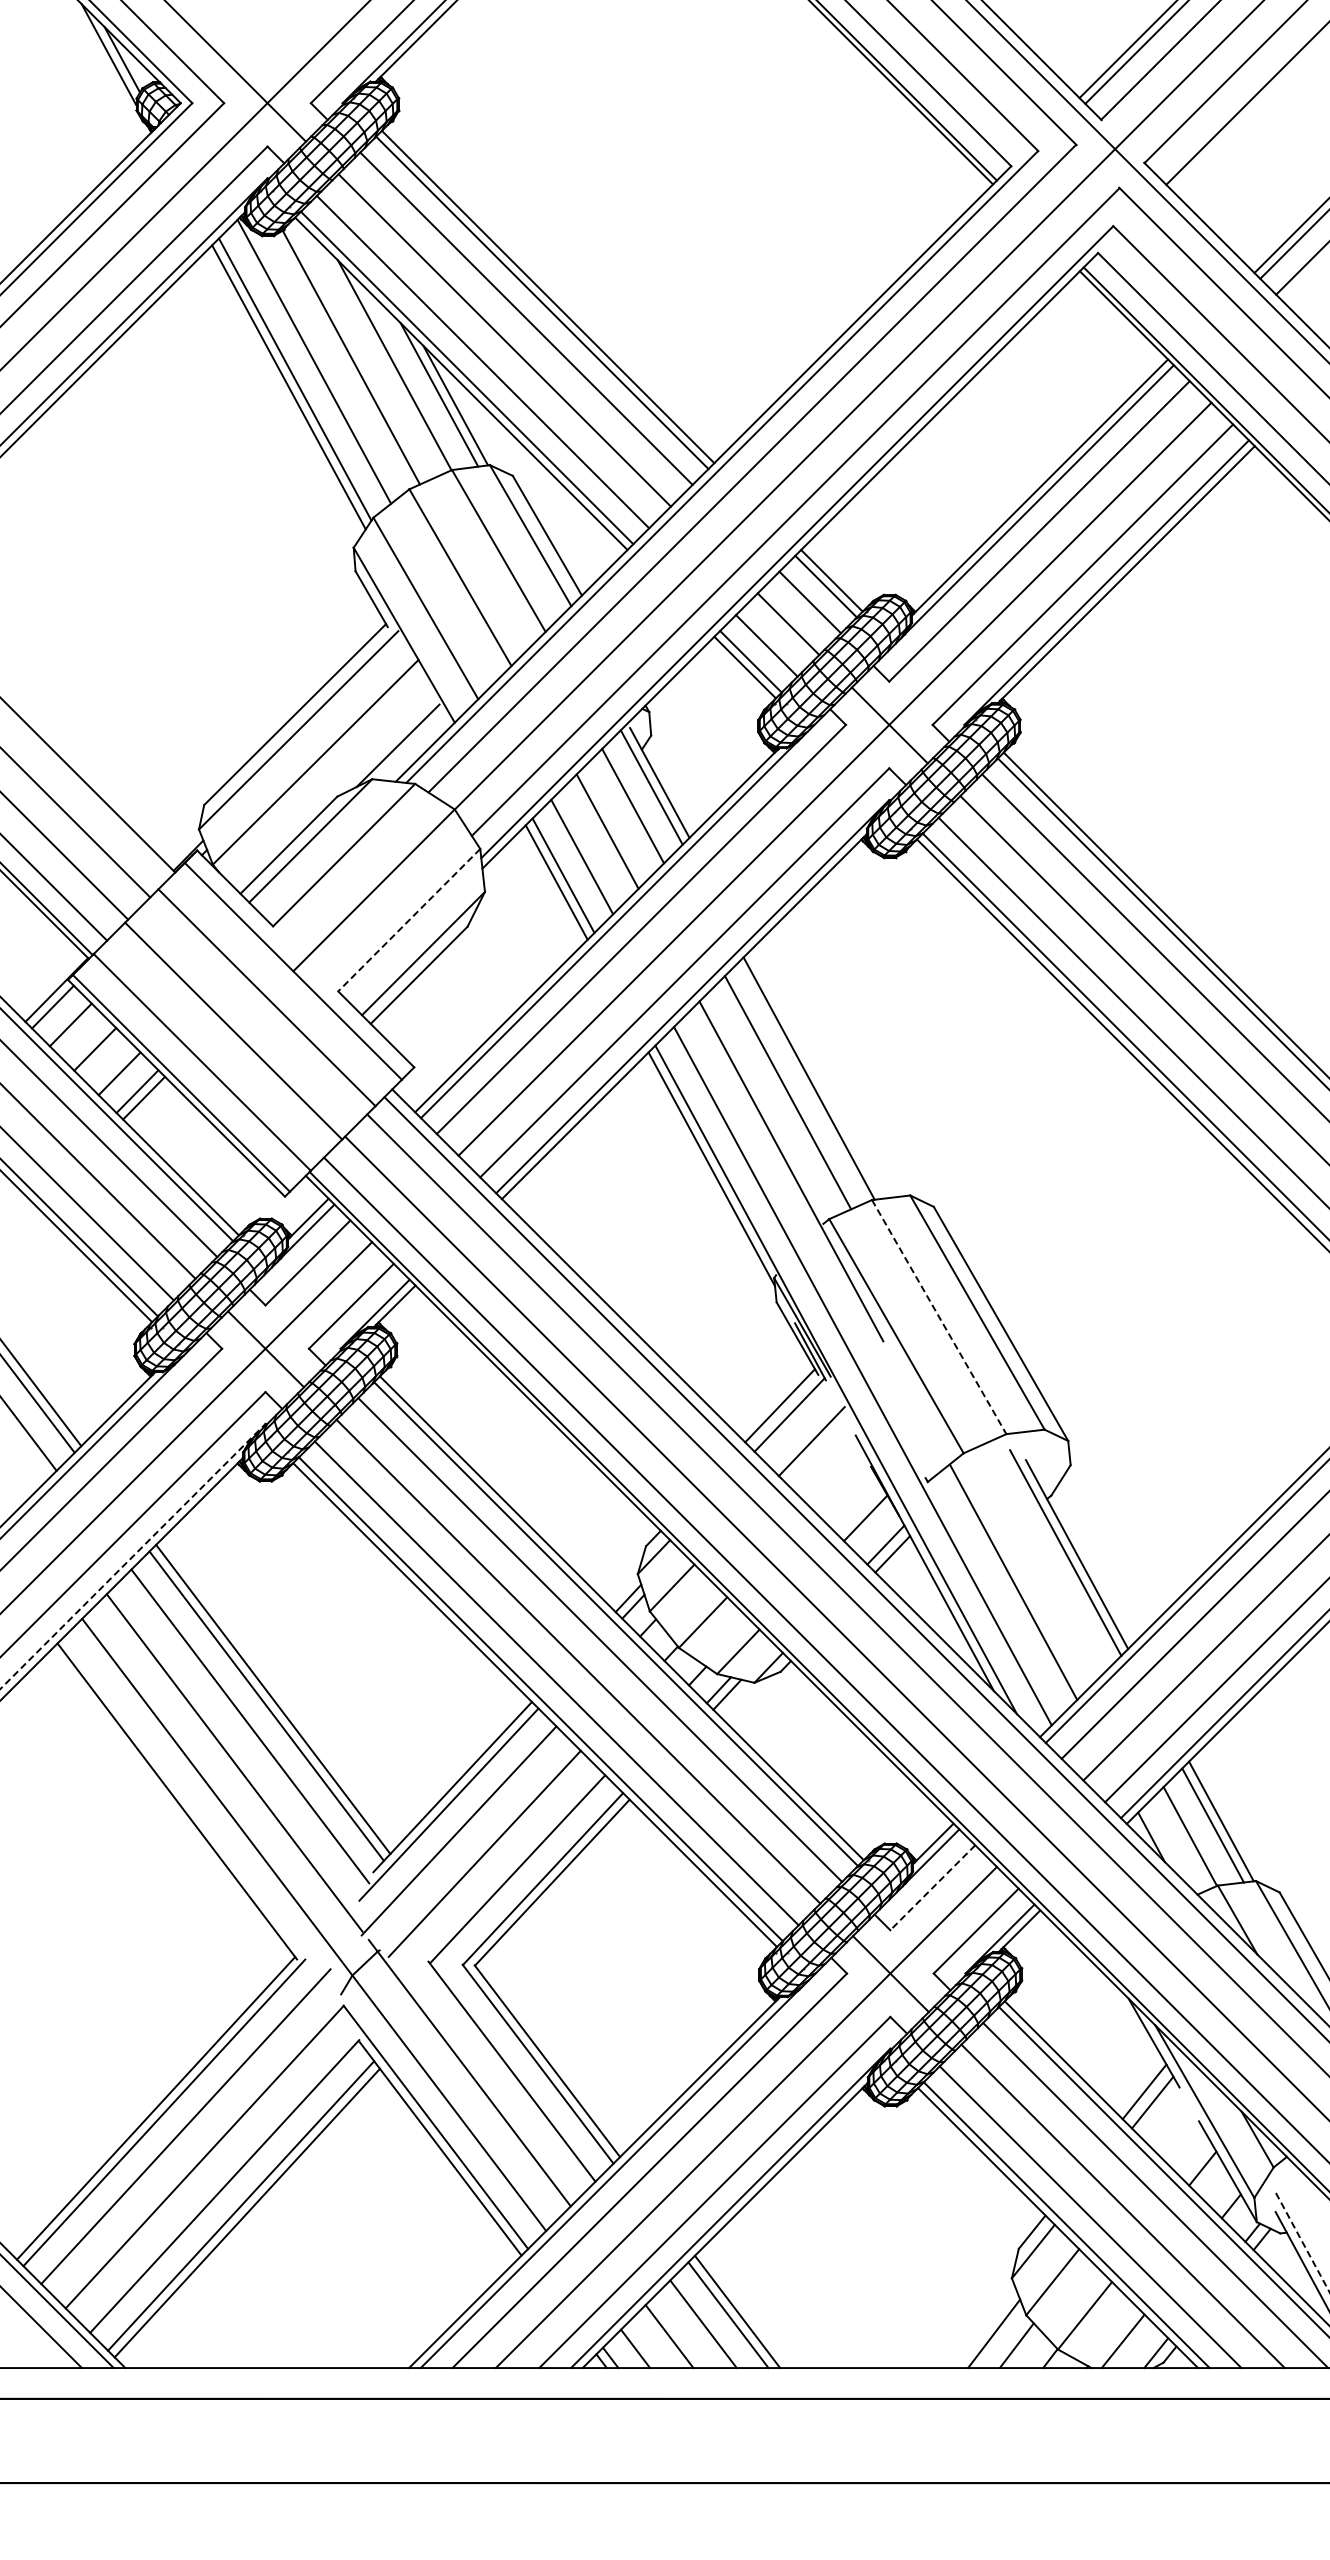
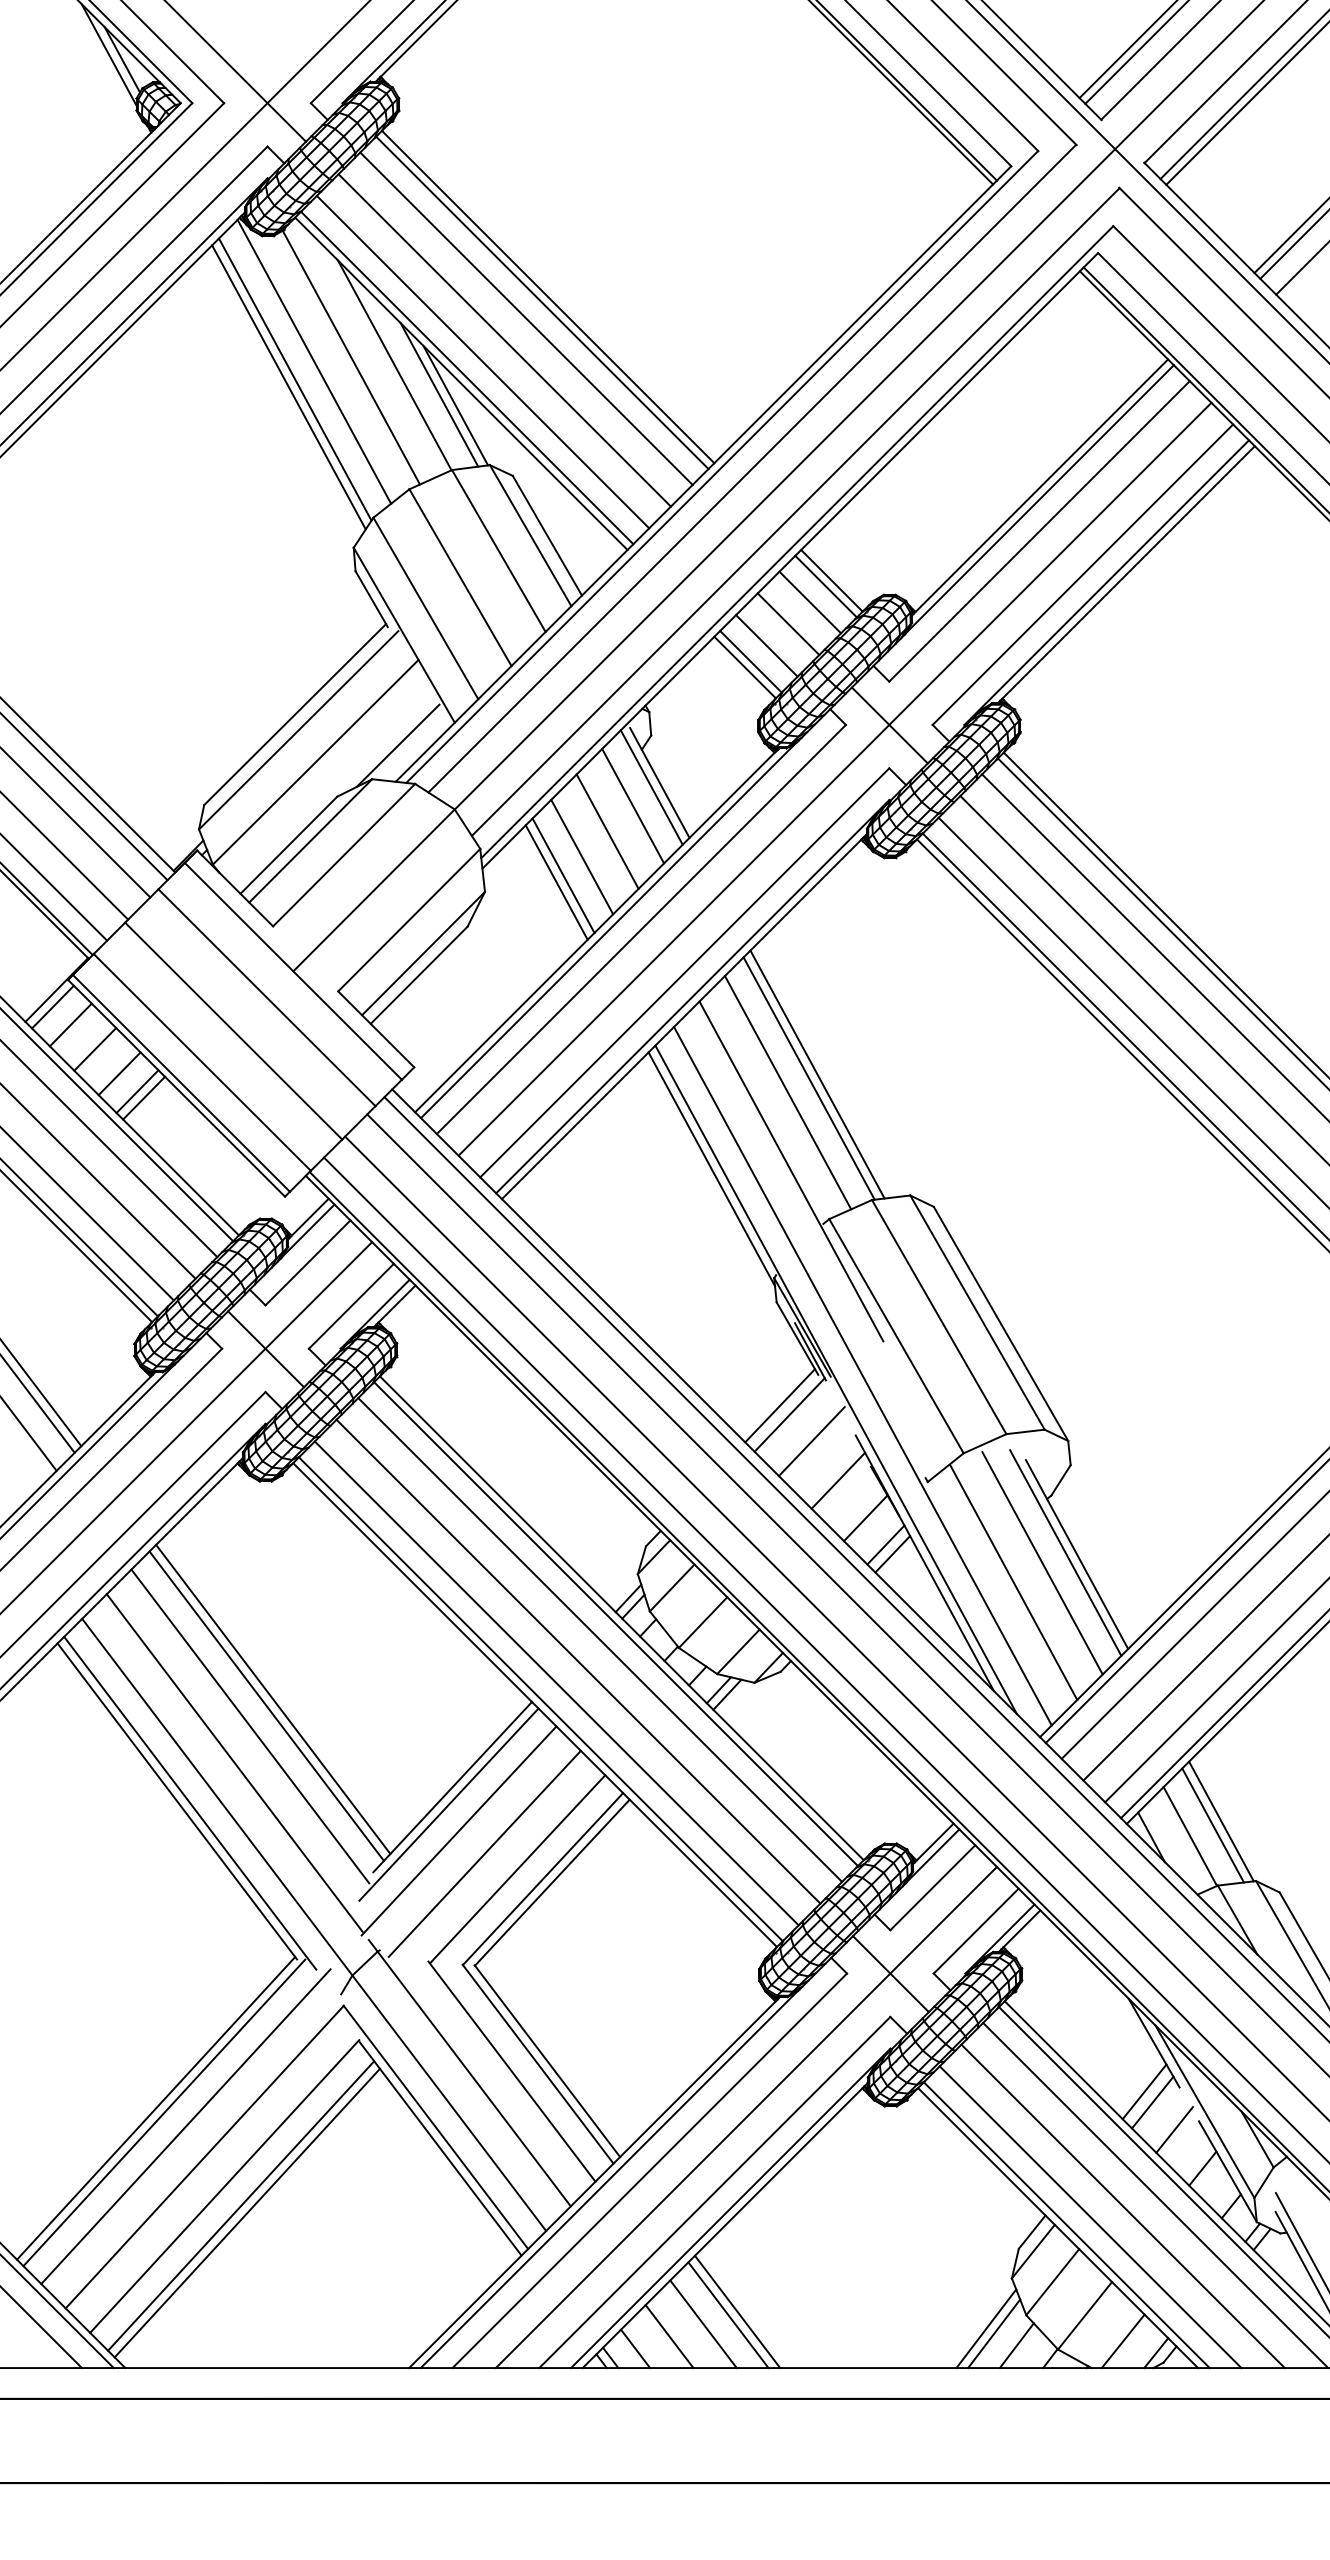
line: none -> present (1243, 95)
line: none -> present (84, 797)
line: dashed -> solid (409, 920)
line: none -> present (817, 1074)
line: dashed -> solid (939, 1317)
line: none -> present (838, 1480)
line: dashed -> solid (133, 1556)
line: none -> present (1042, 1563)
line: none -> present (190, 1802)
line: dashed -> solid (932, 1888)
line: none -> present (1174, 2129)
line: dashed -> solid (1302, 2243)
line: none -> present (986, 2328)
